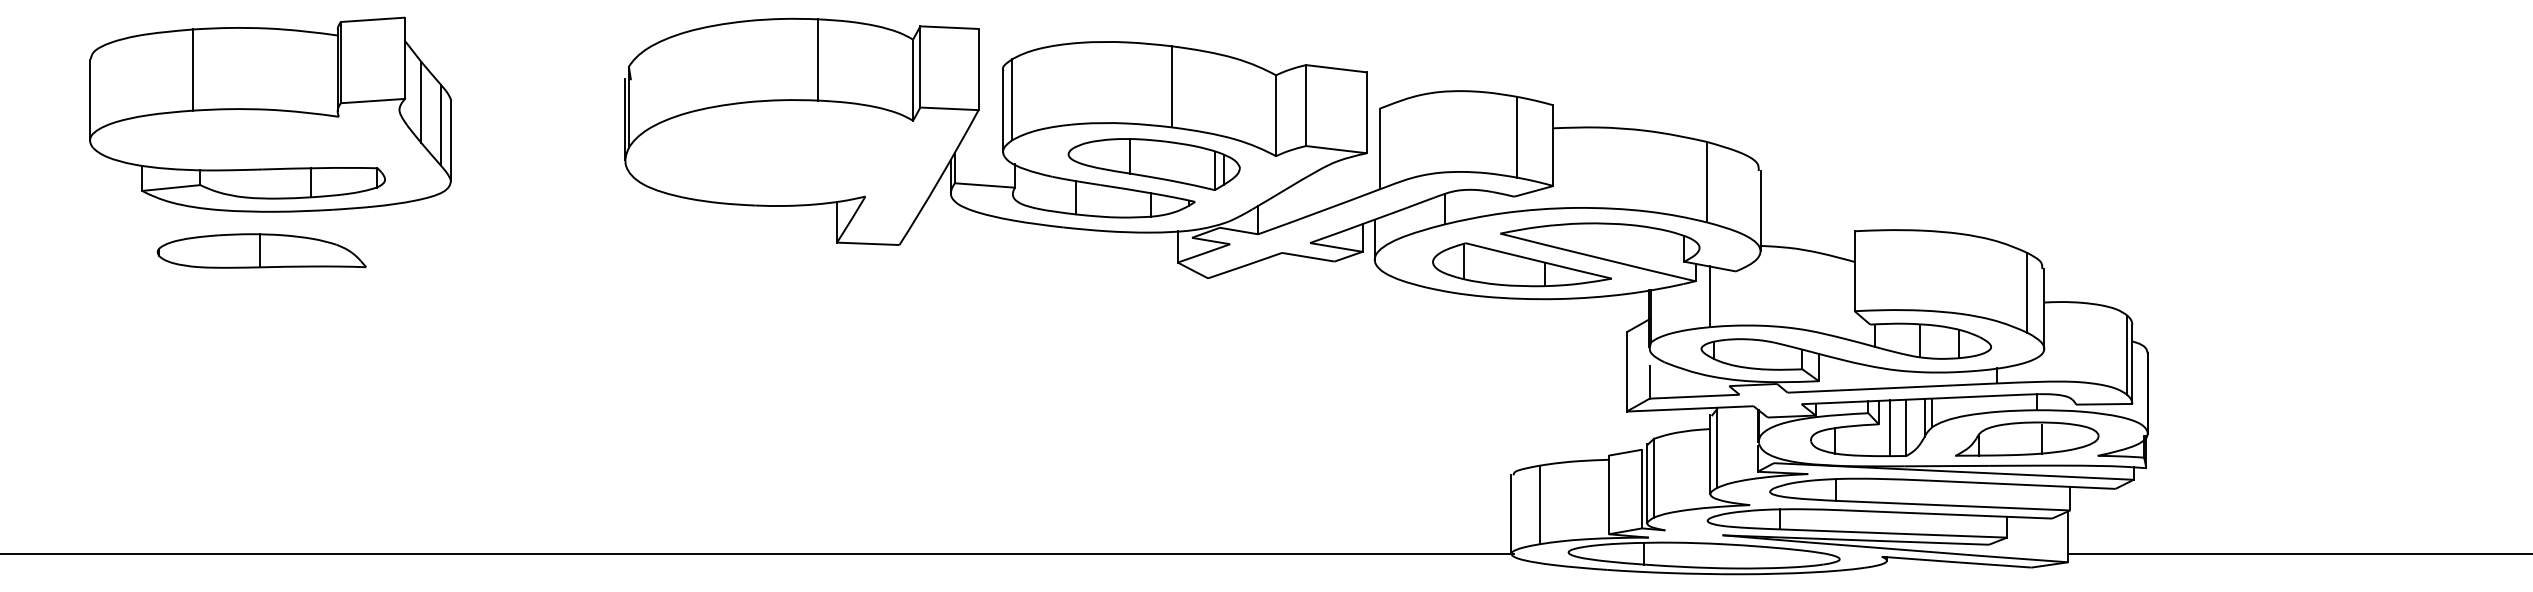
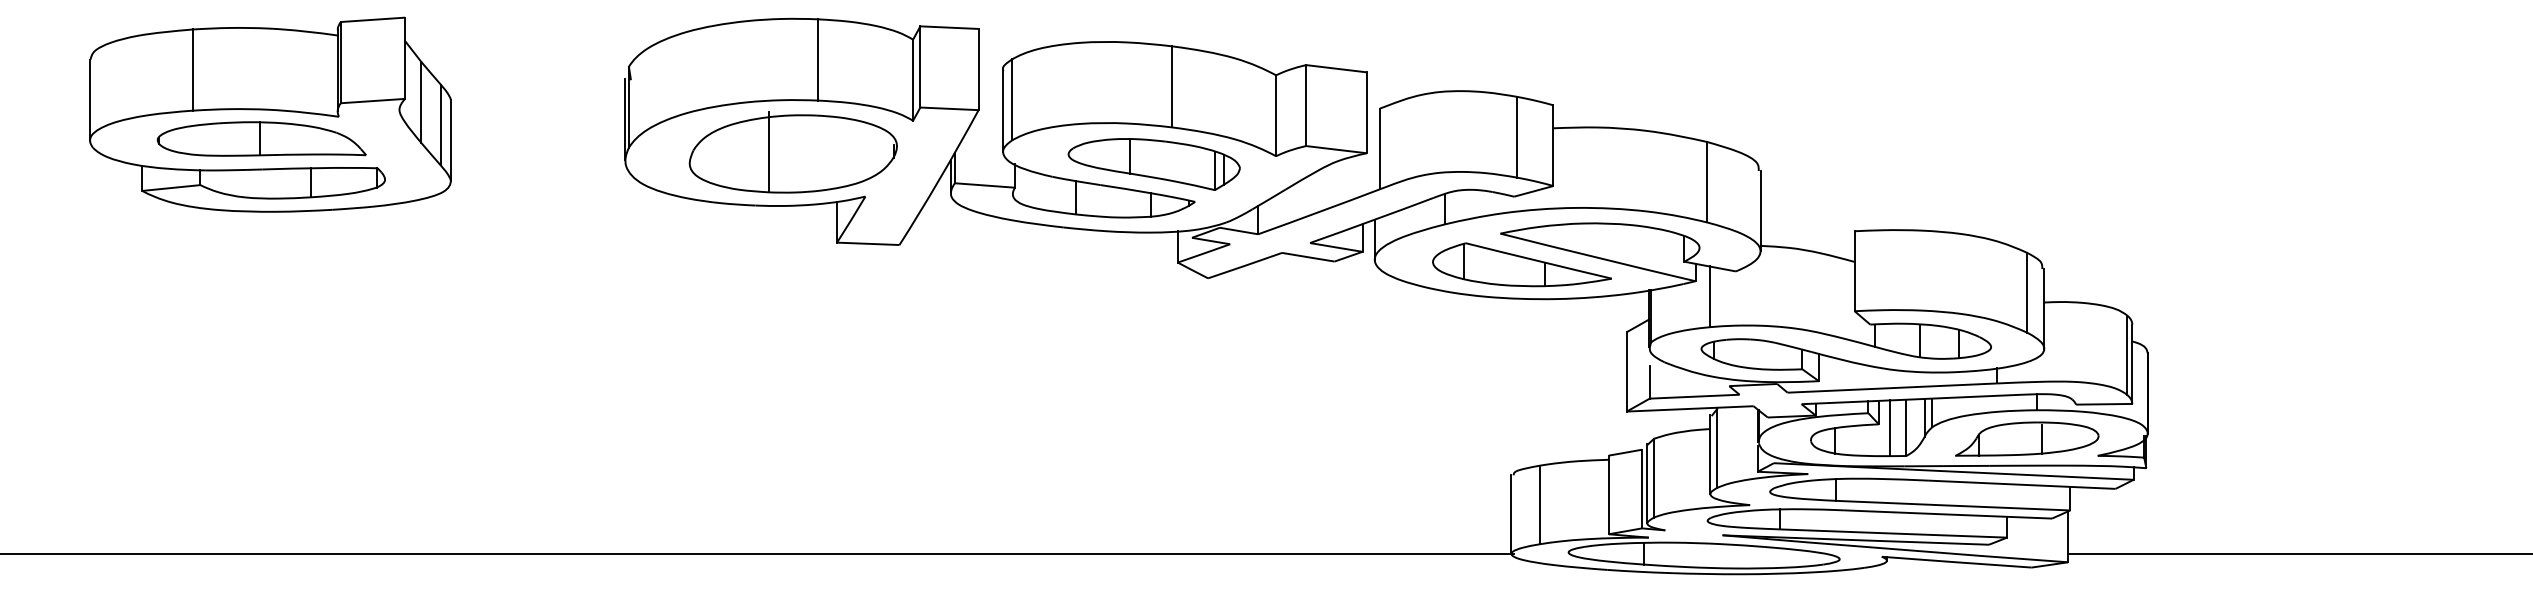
part: none -> present (792, 152)
part position: (261, 250) -> (261, 138) (261, 138)
